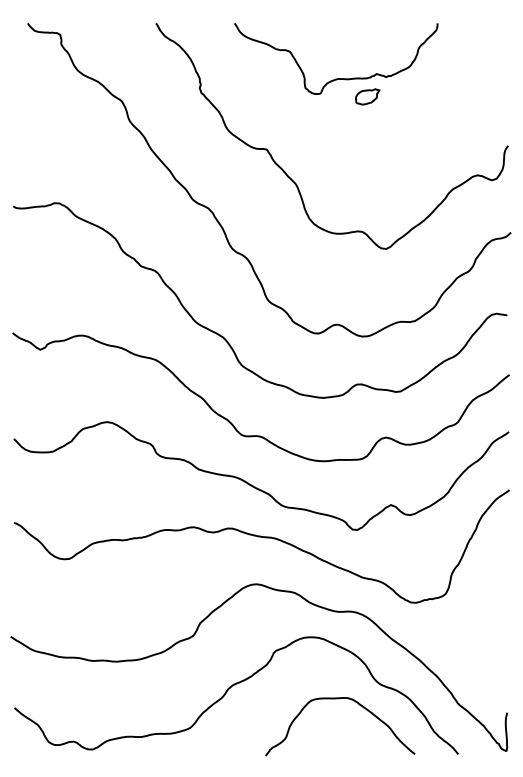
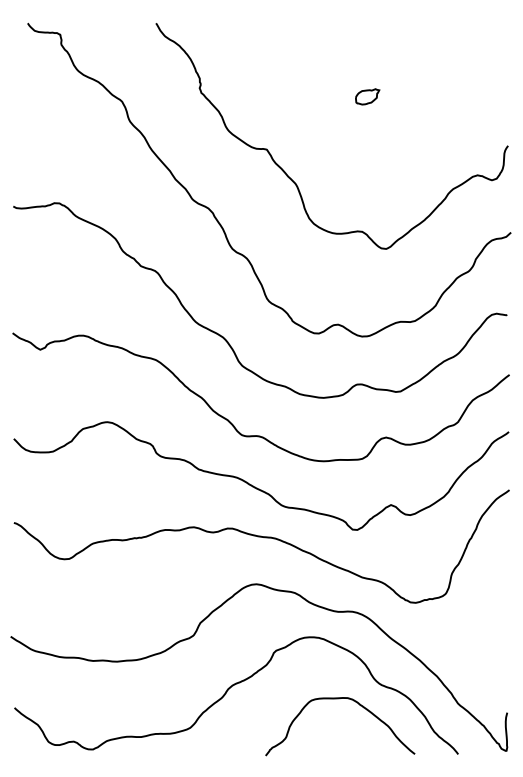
curve: present -> none (336, 78)
